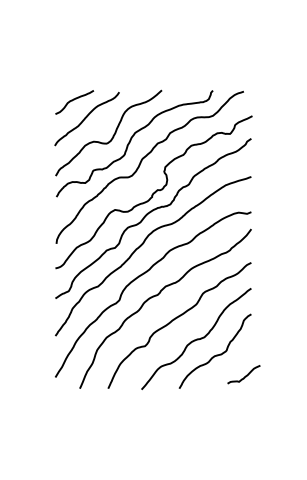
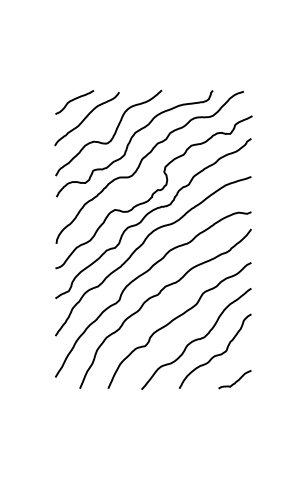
curve position: (245, 375) -> (236, 380) (236, 380)
